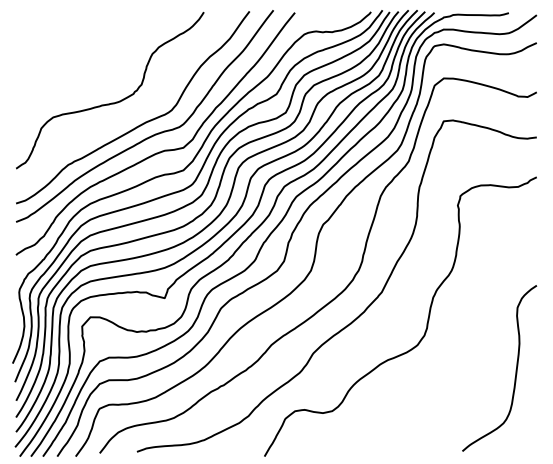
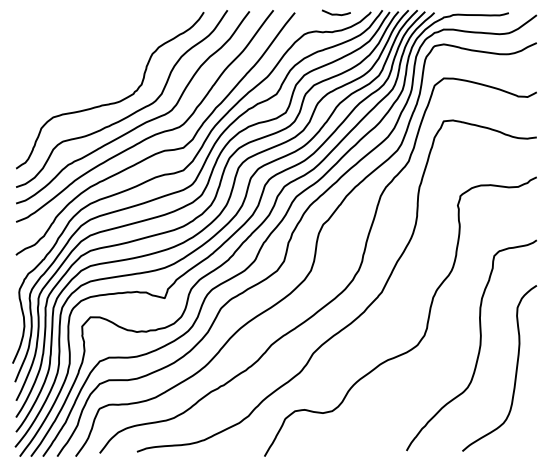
curve: none -> present (335, 13)
curve: none -> present (129, 114)
curve: none -> present (479, 345)
